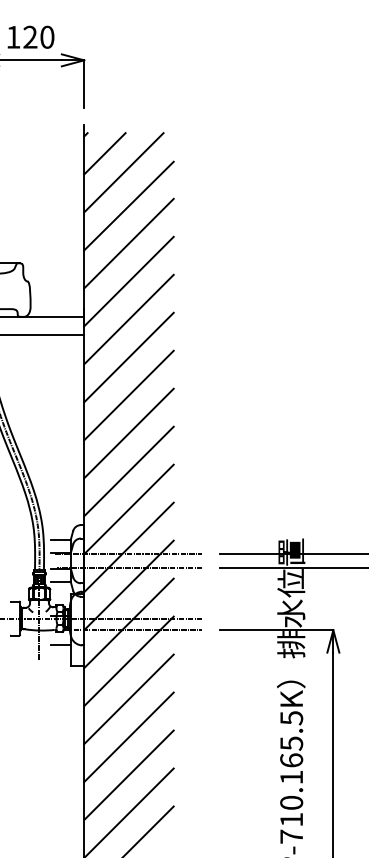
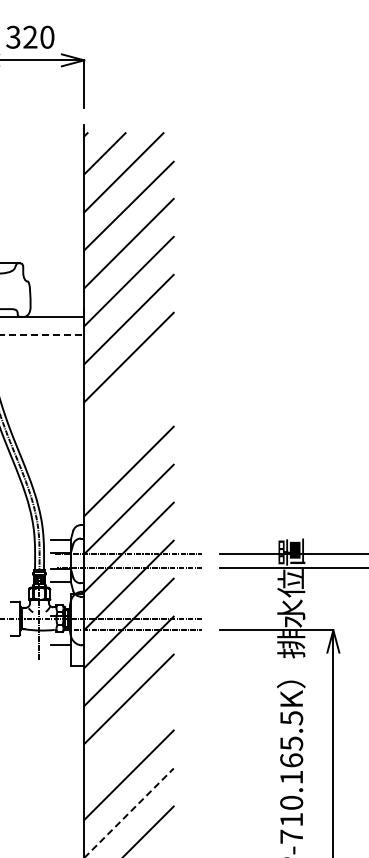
text: 120 -> 320 (13, 36)
line: solid -> dashed (42, 334)
line: present -> none (128, 395)
line: present -> none (128, 433)
line: present -> none (128, 737)
line: solid -> dashed (129, 812)
